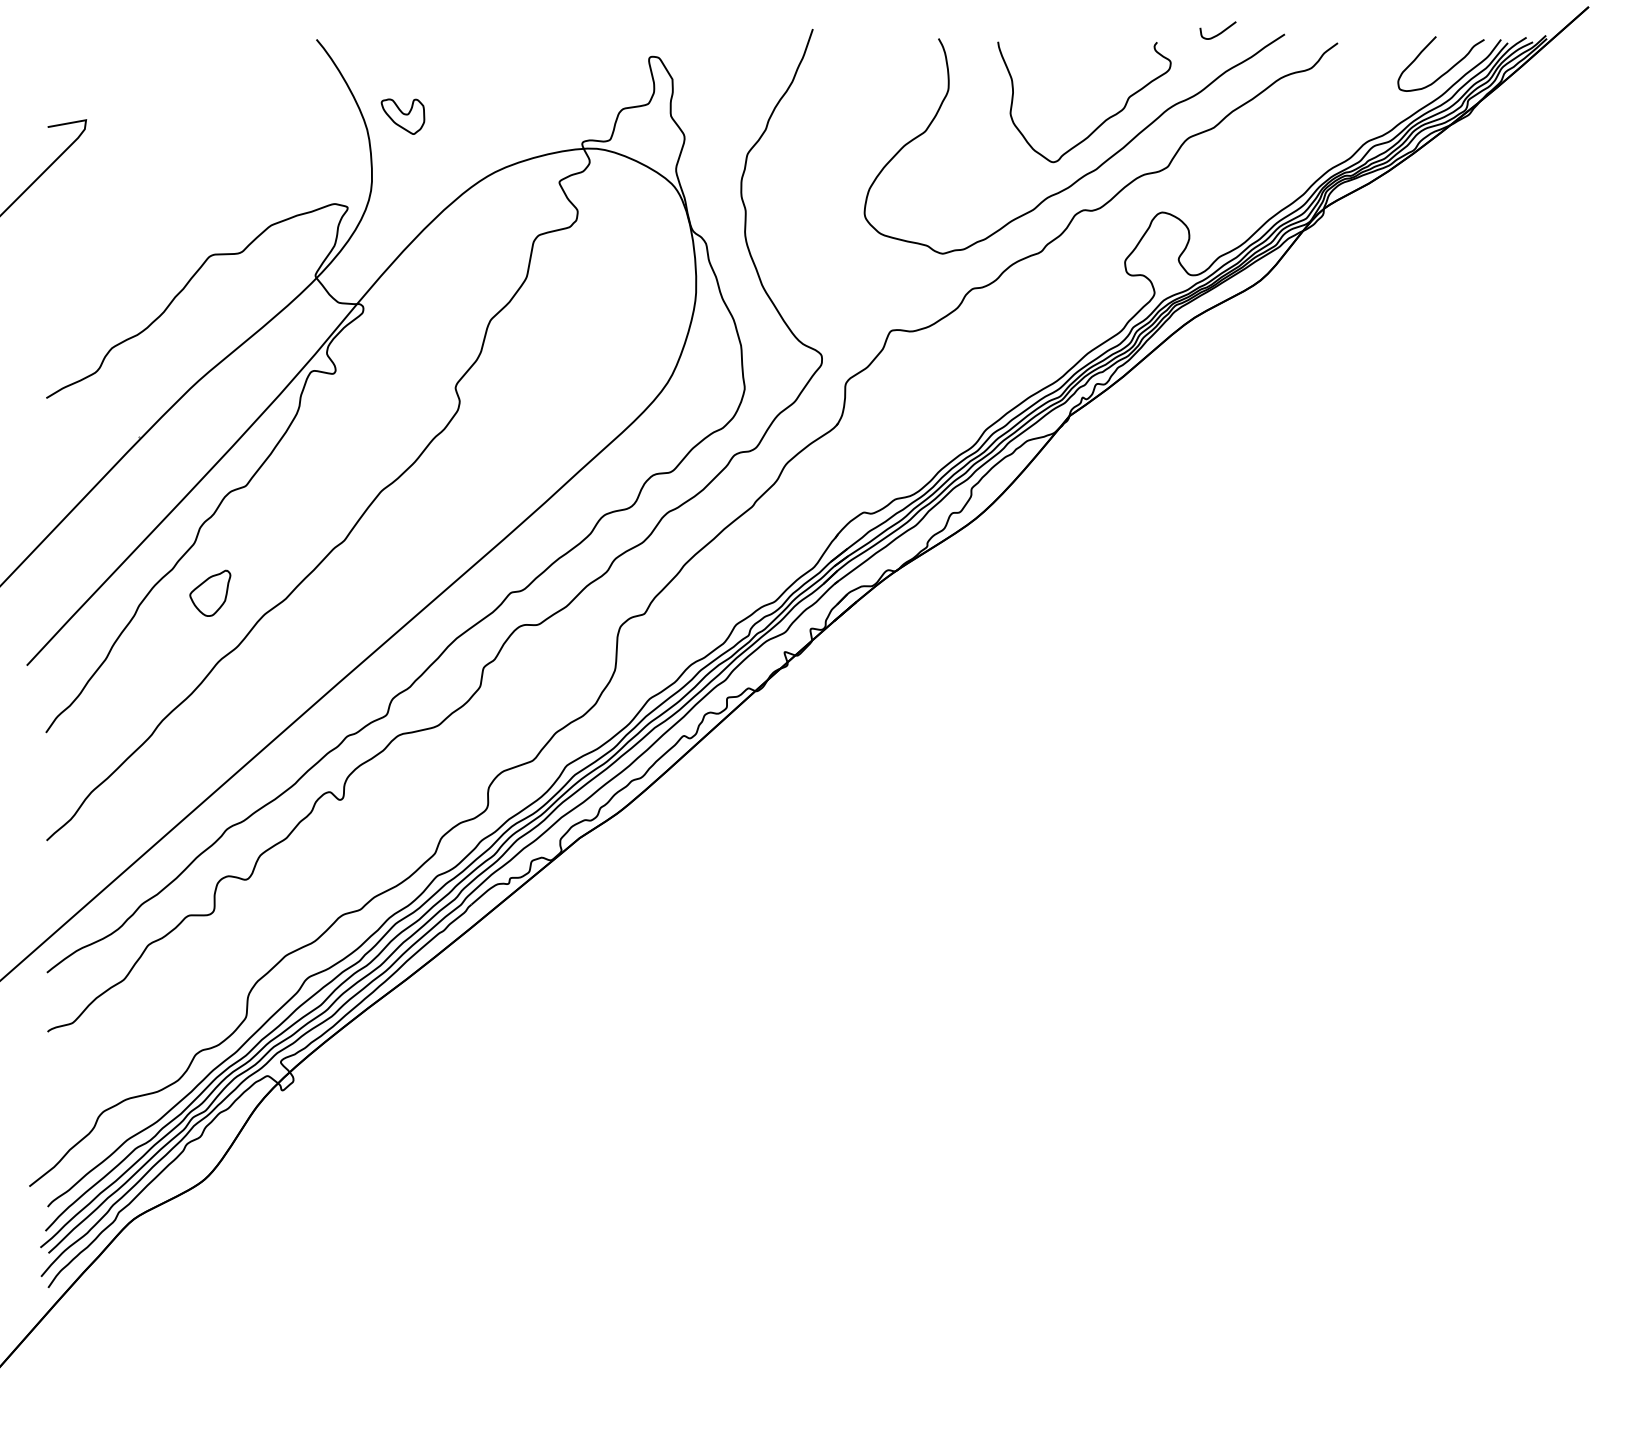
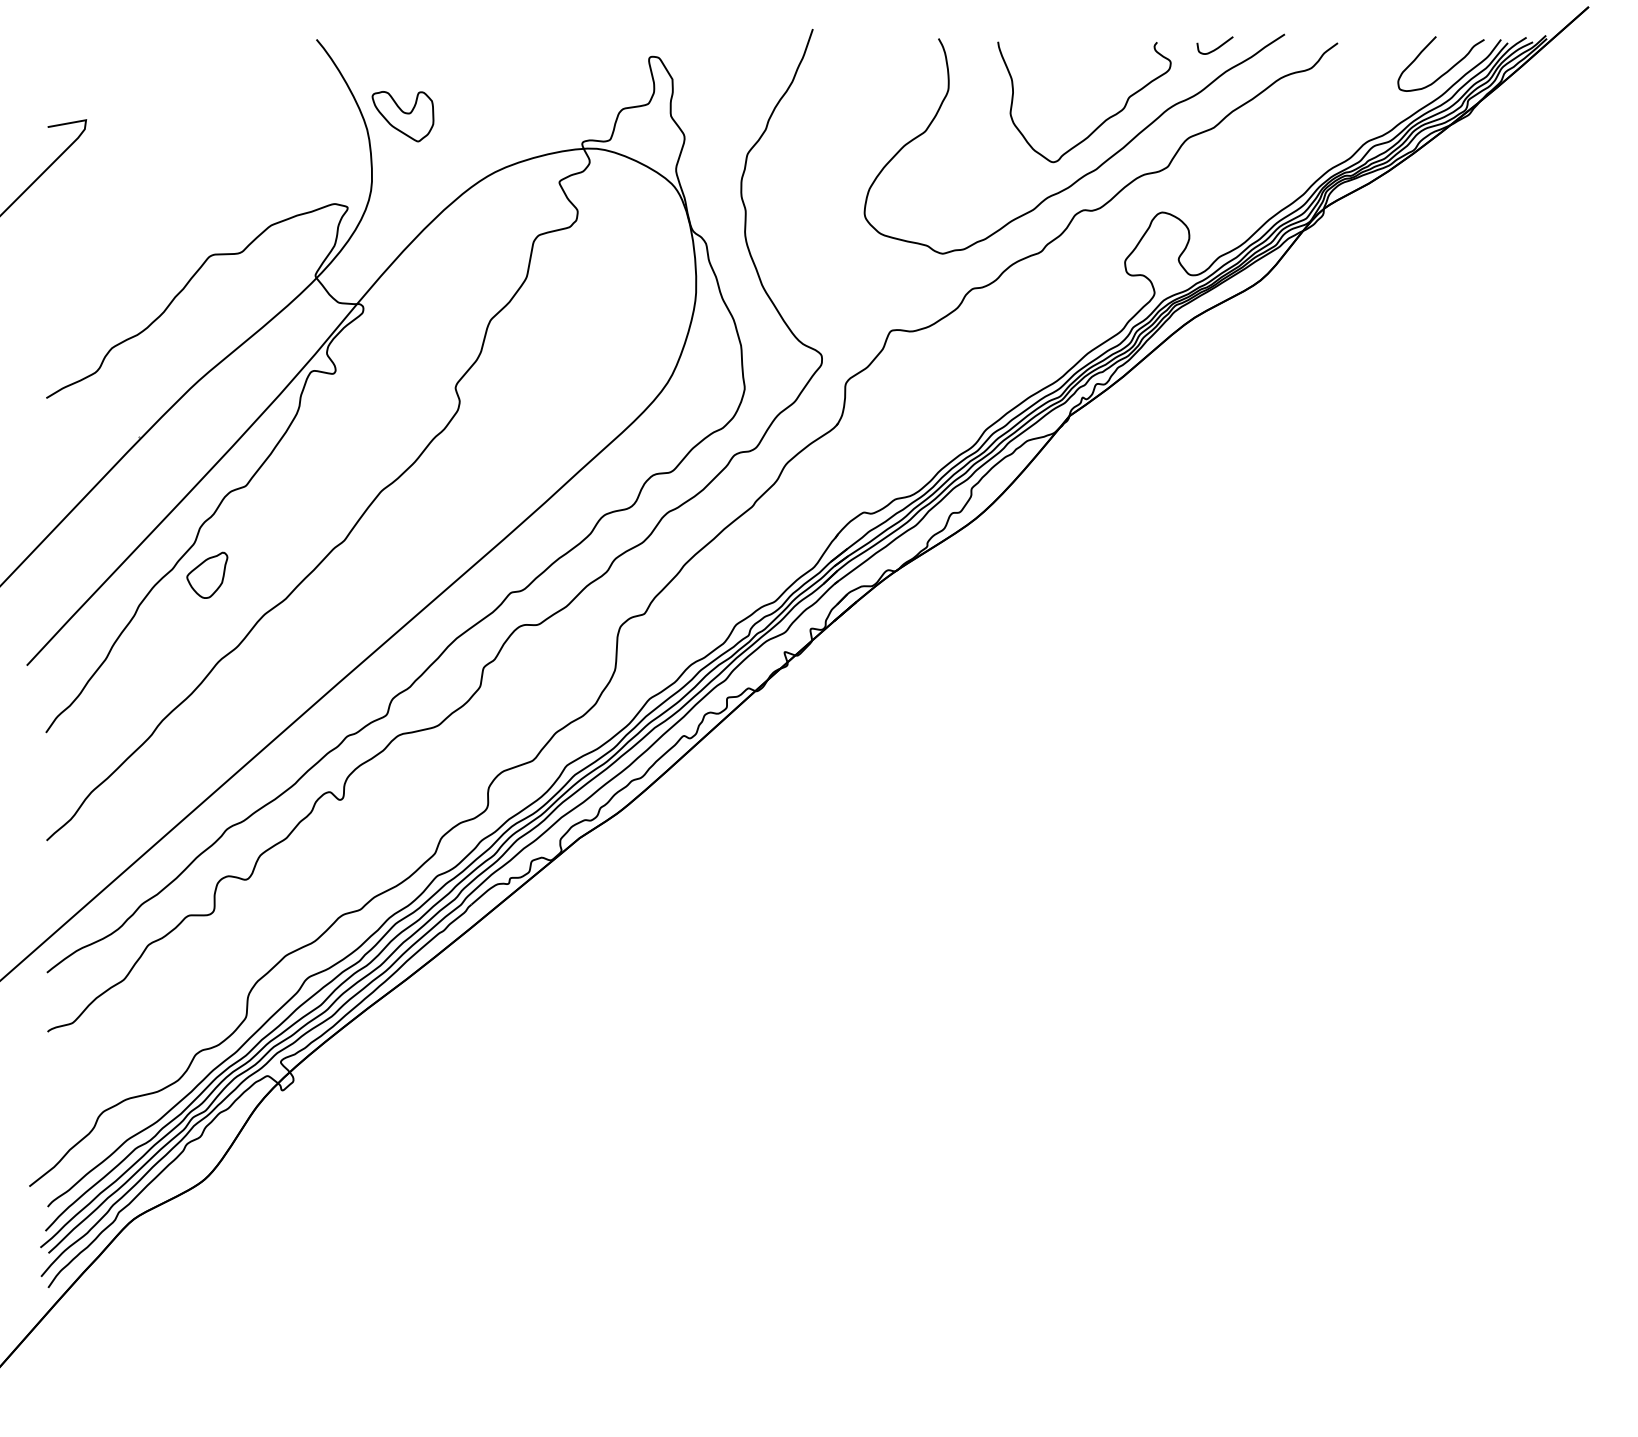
curve position: (1219, 32) -> (1216, 47) (1216, 47)
part size: 46x37 px -> 64x52 px (402, 116)
part position: (210, 592) -> (207, 574) (207, 574)
